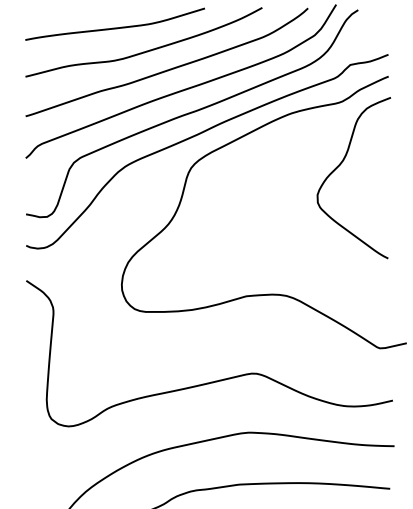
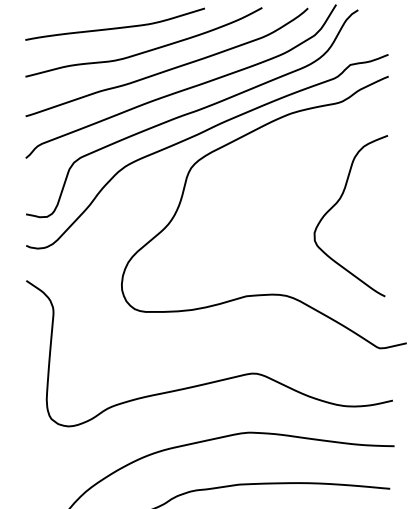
curve position: (340, 165) -> (337, 203) (337, 203)
